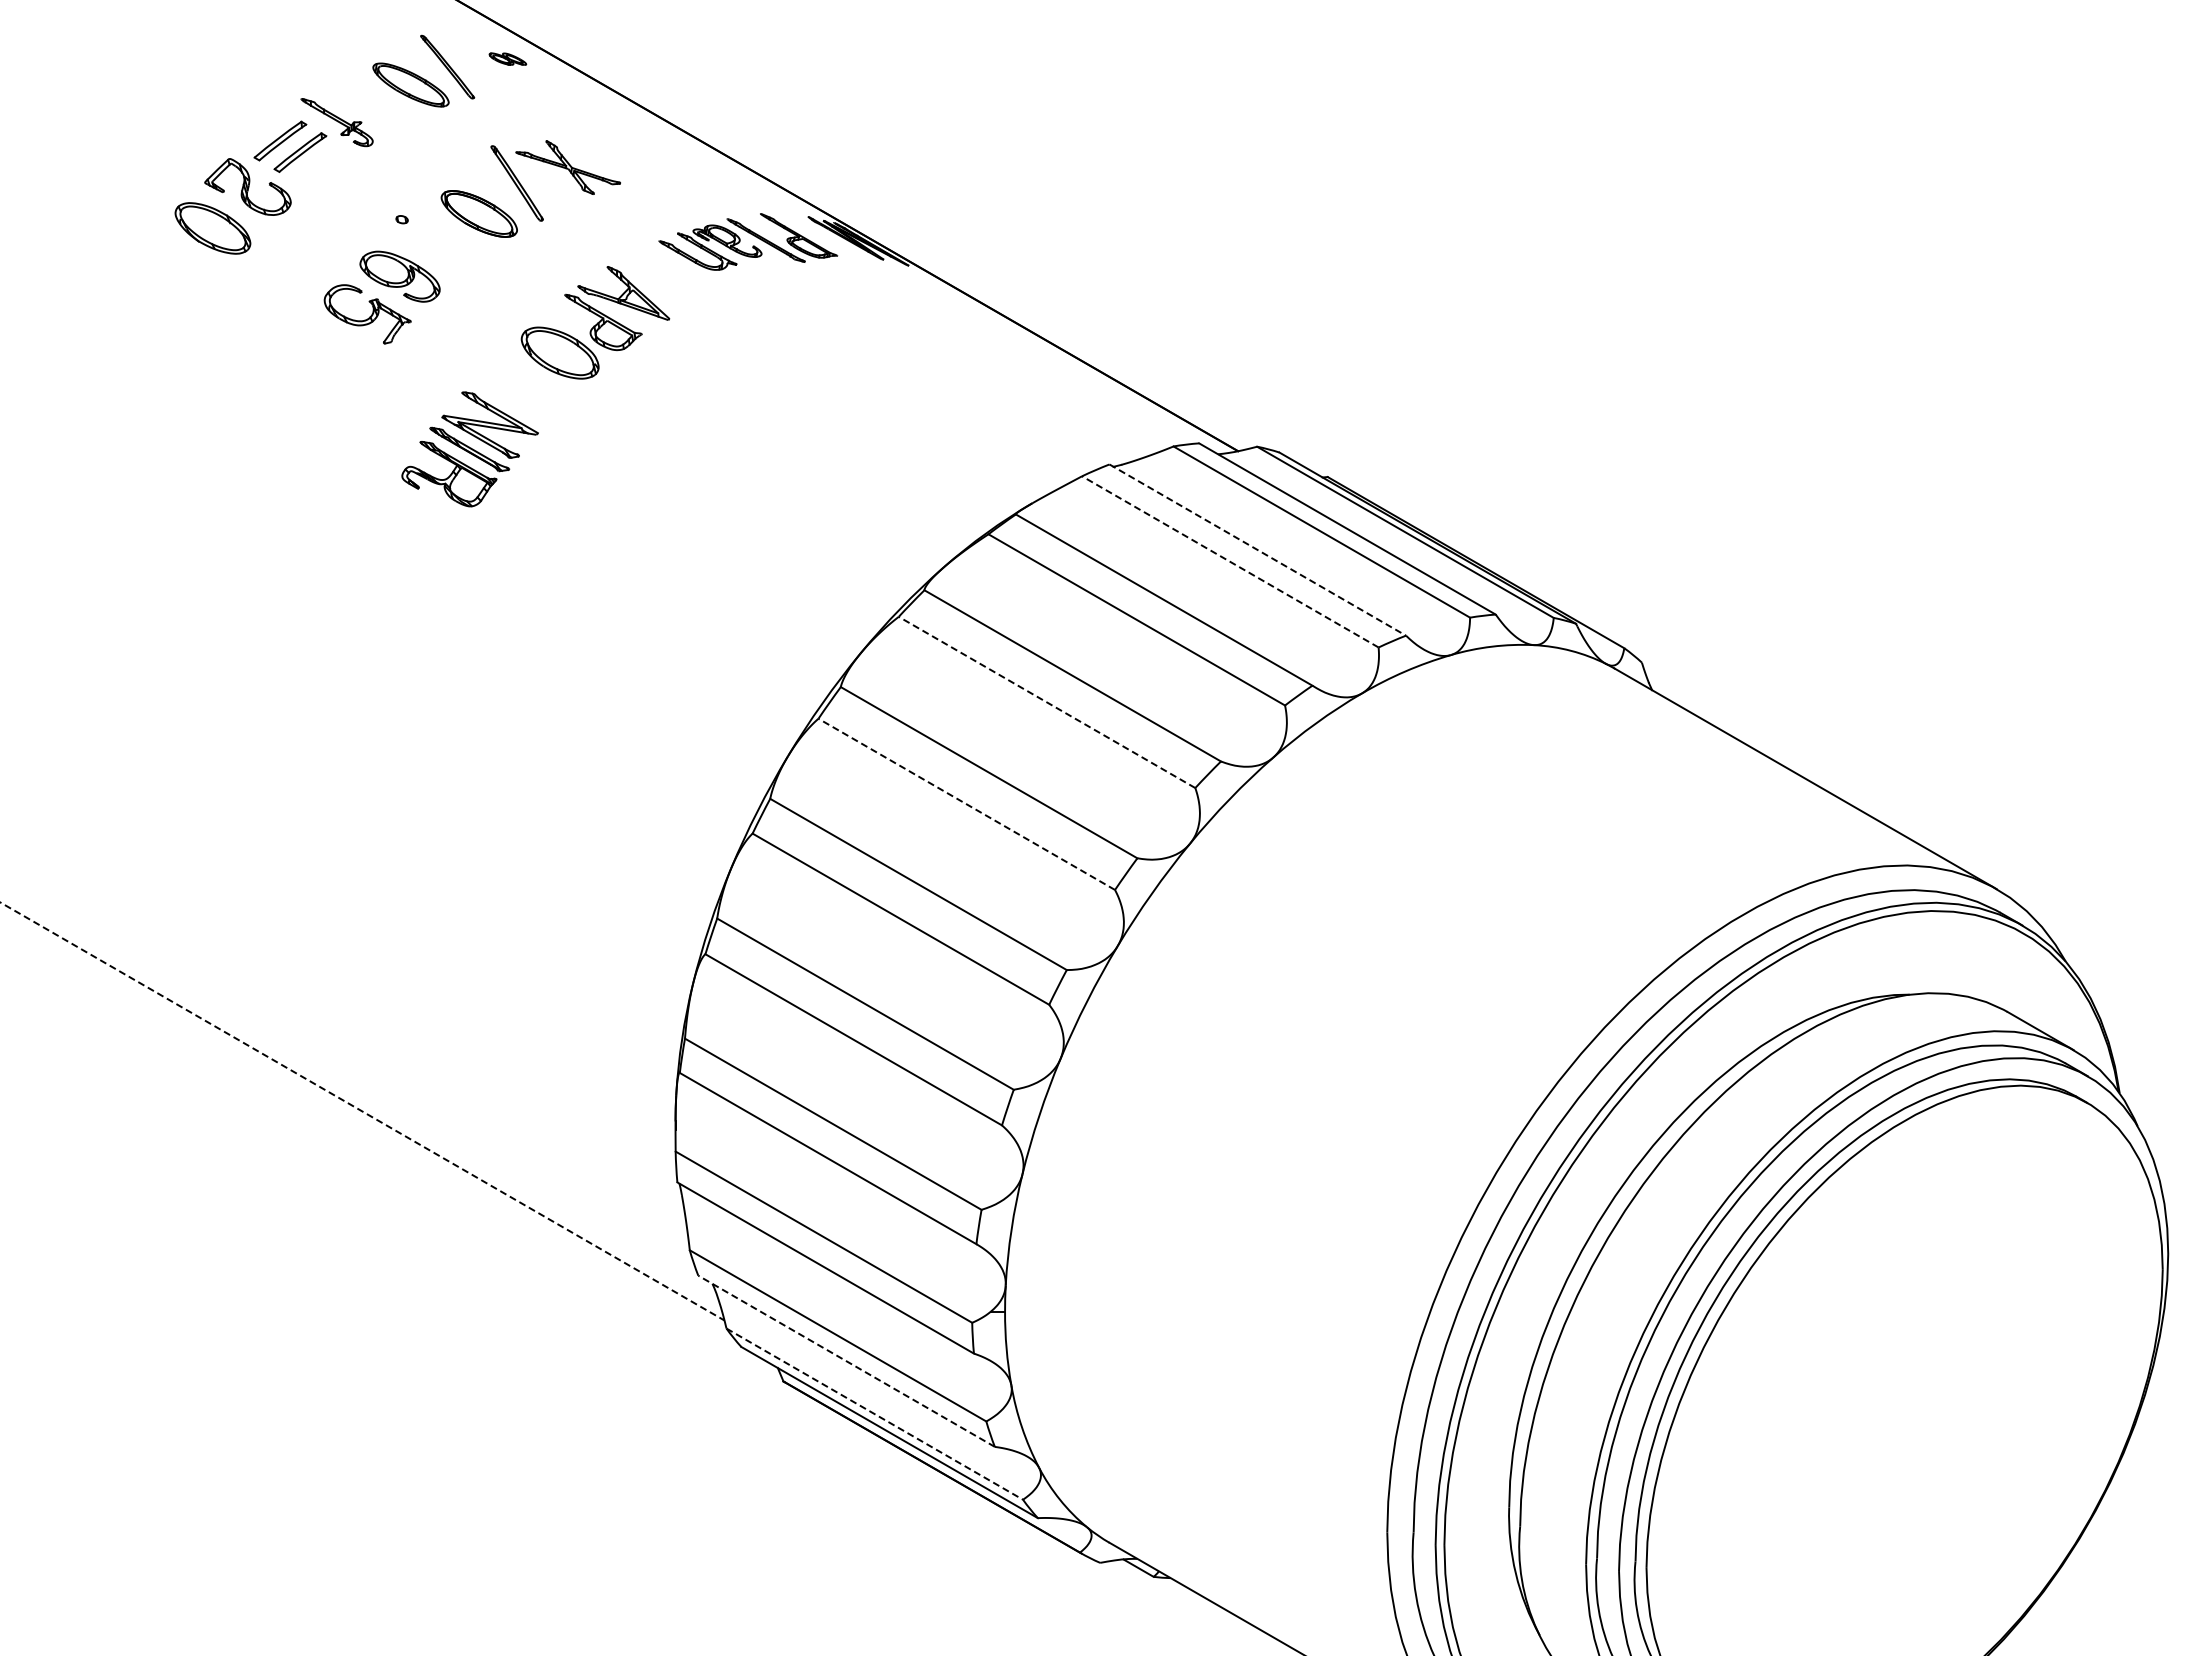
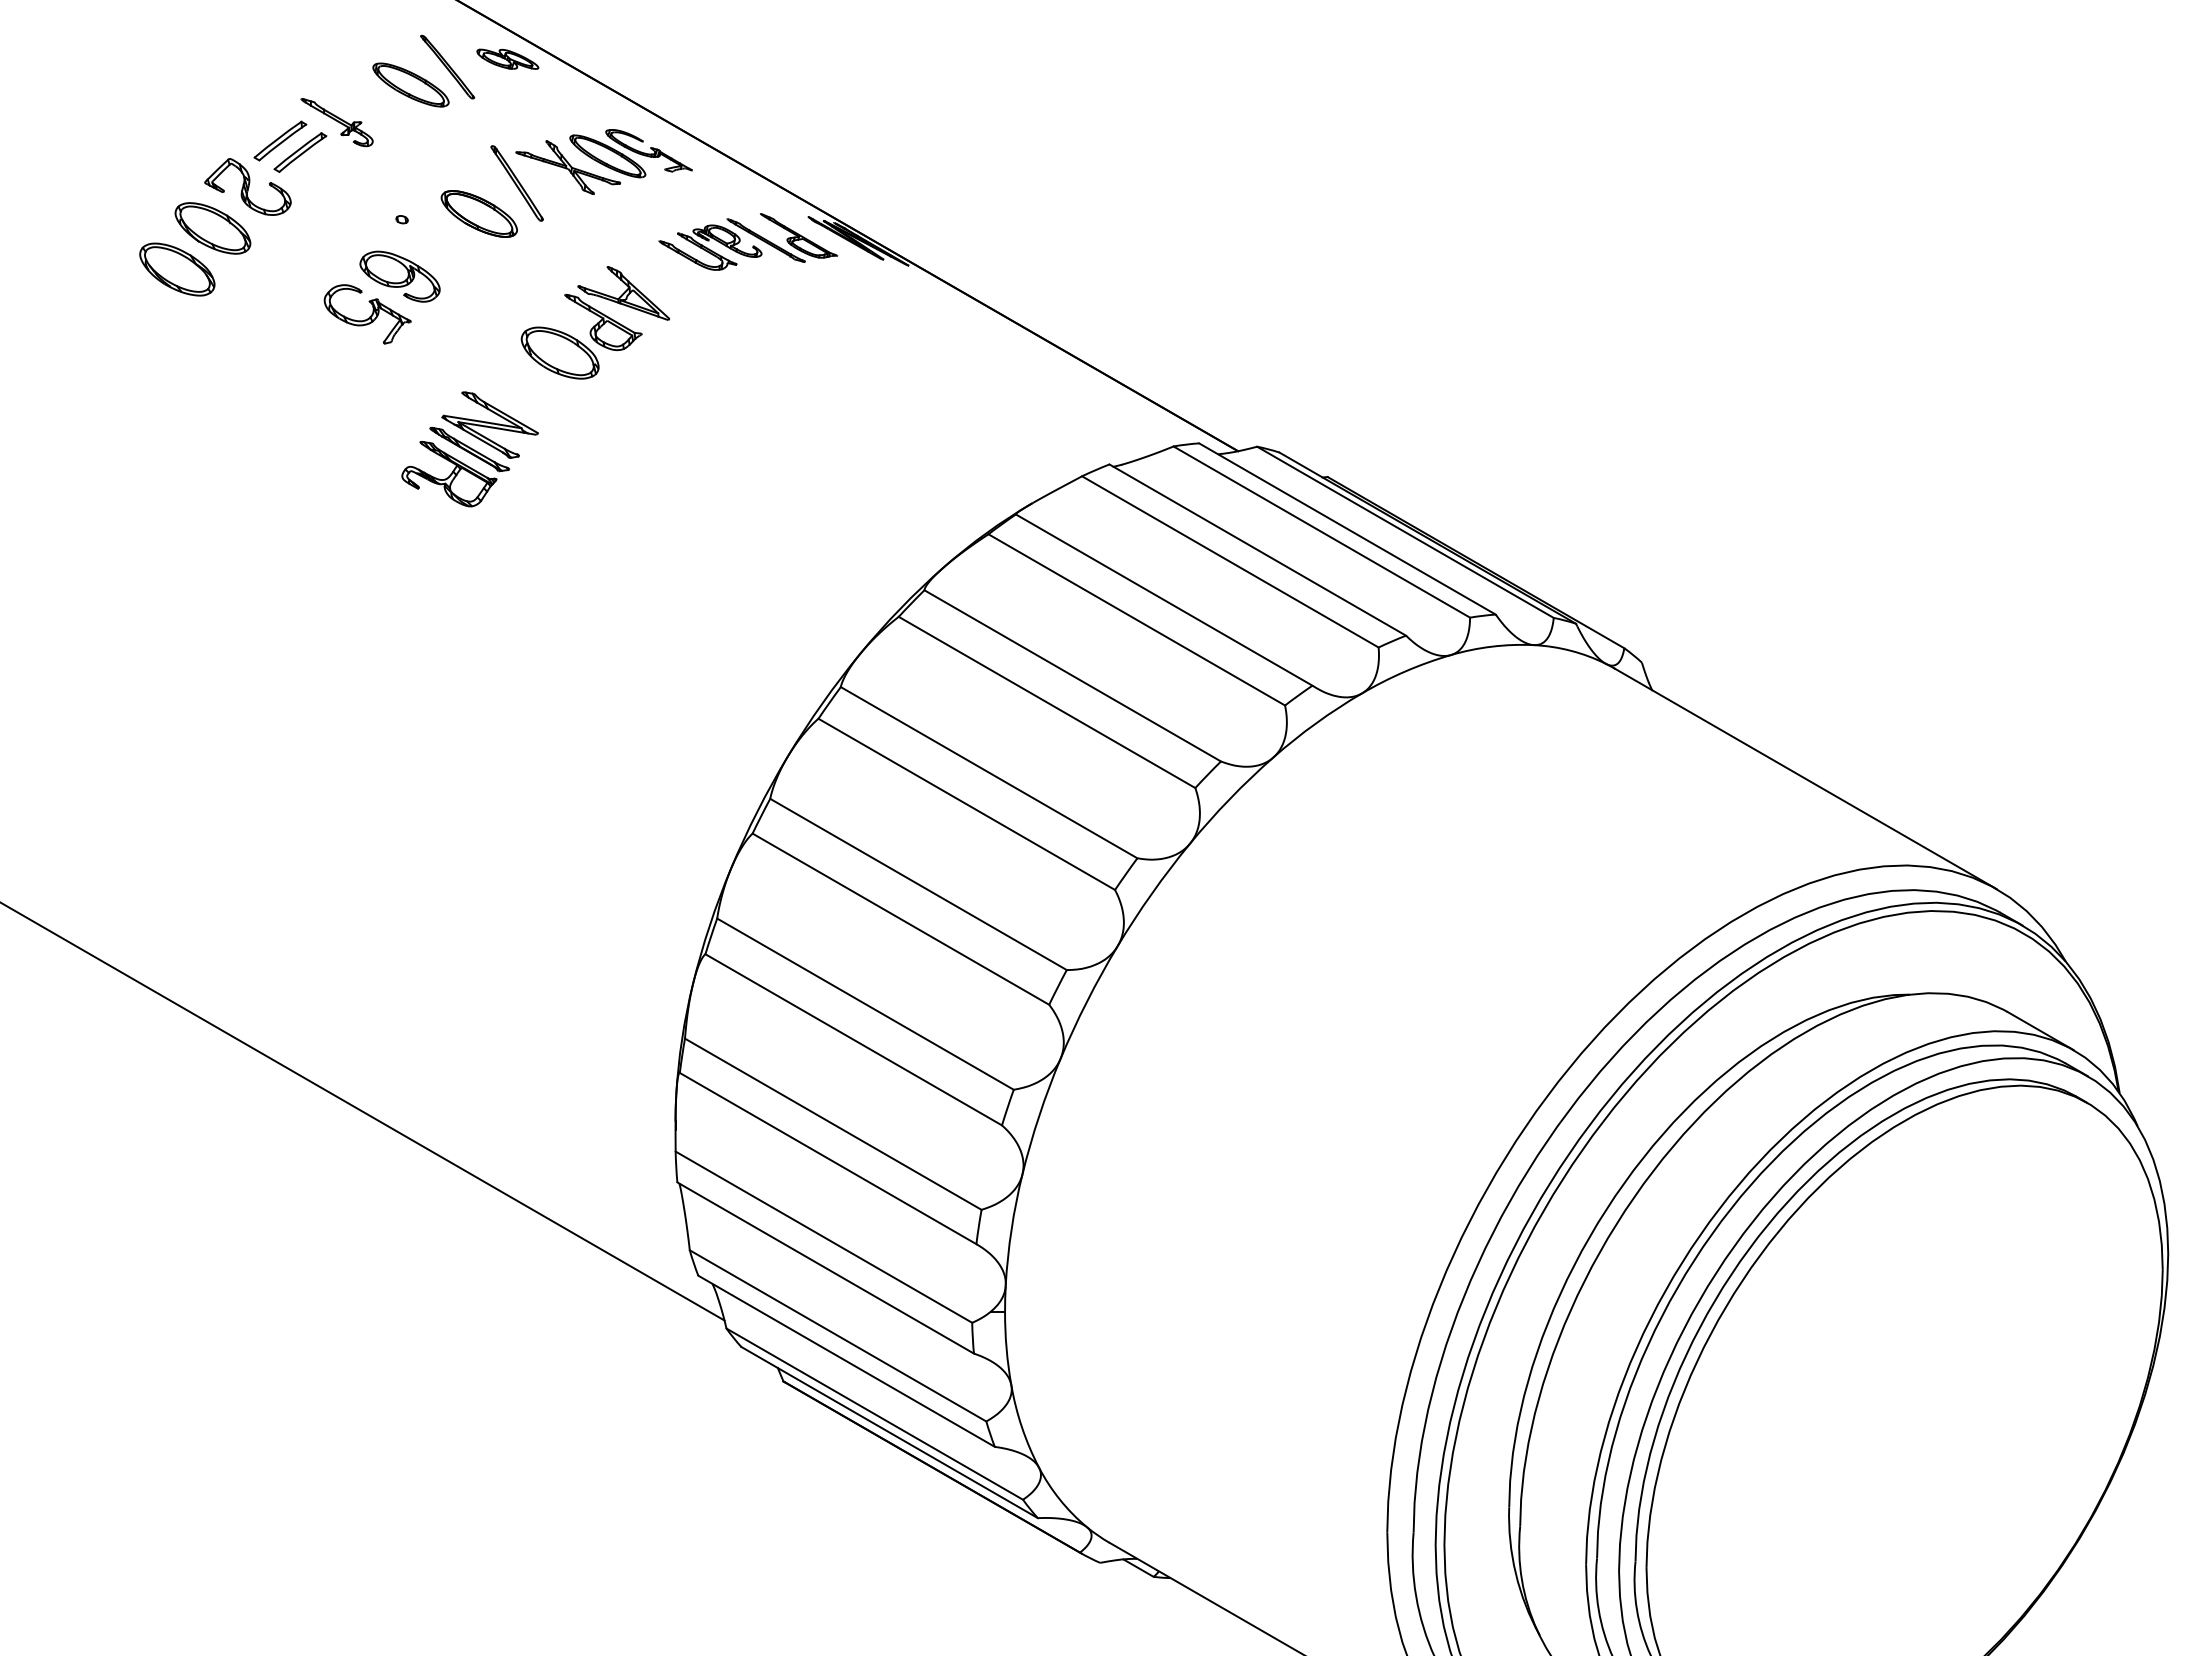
part size: 40x14 px -> 64x22 px (507, 58)
part: none -> present (630, 153)
part: none -> present (177, 269)
line: dashed -> solid (1258, 550)
line: dashed -> solid (1229, 561)
line: dashed -> solid (1046, 702)
line: dashed -> solid (966, 804)
line: dashed -> solid (362, 1111)
line: dashed -> solid (846, 1361)
line: dashed -> solid (875, 1414)
